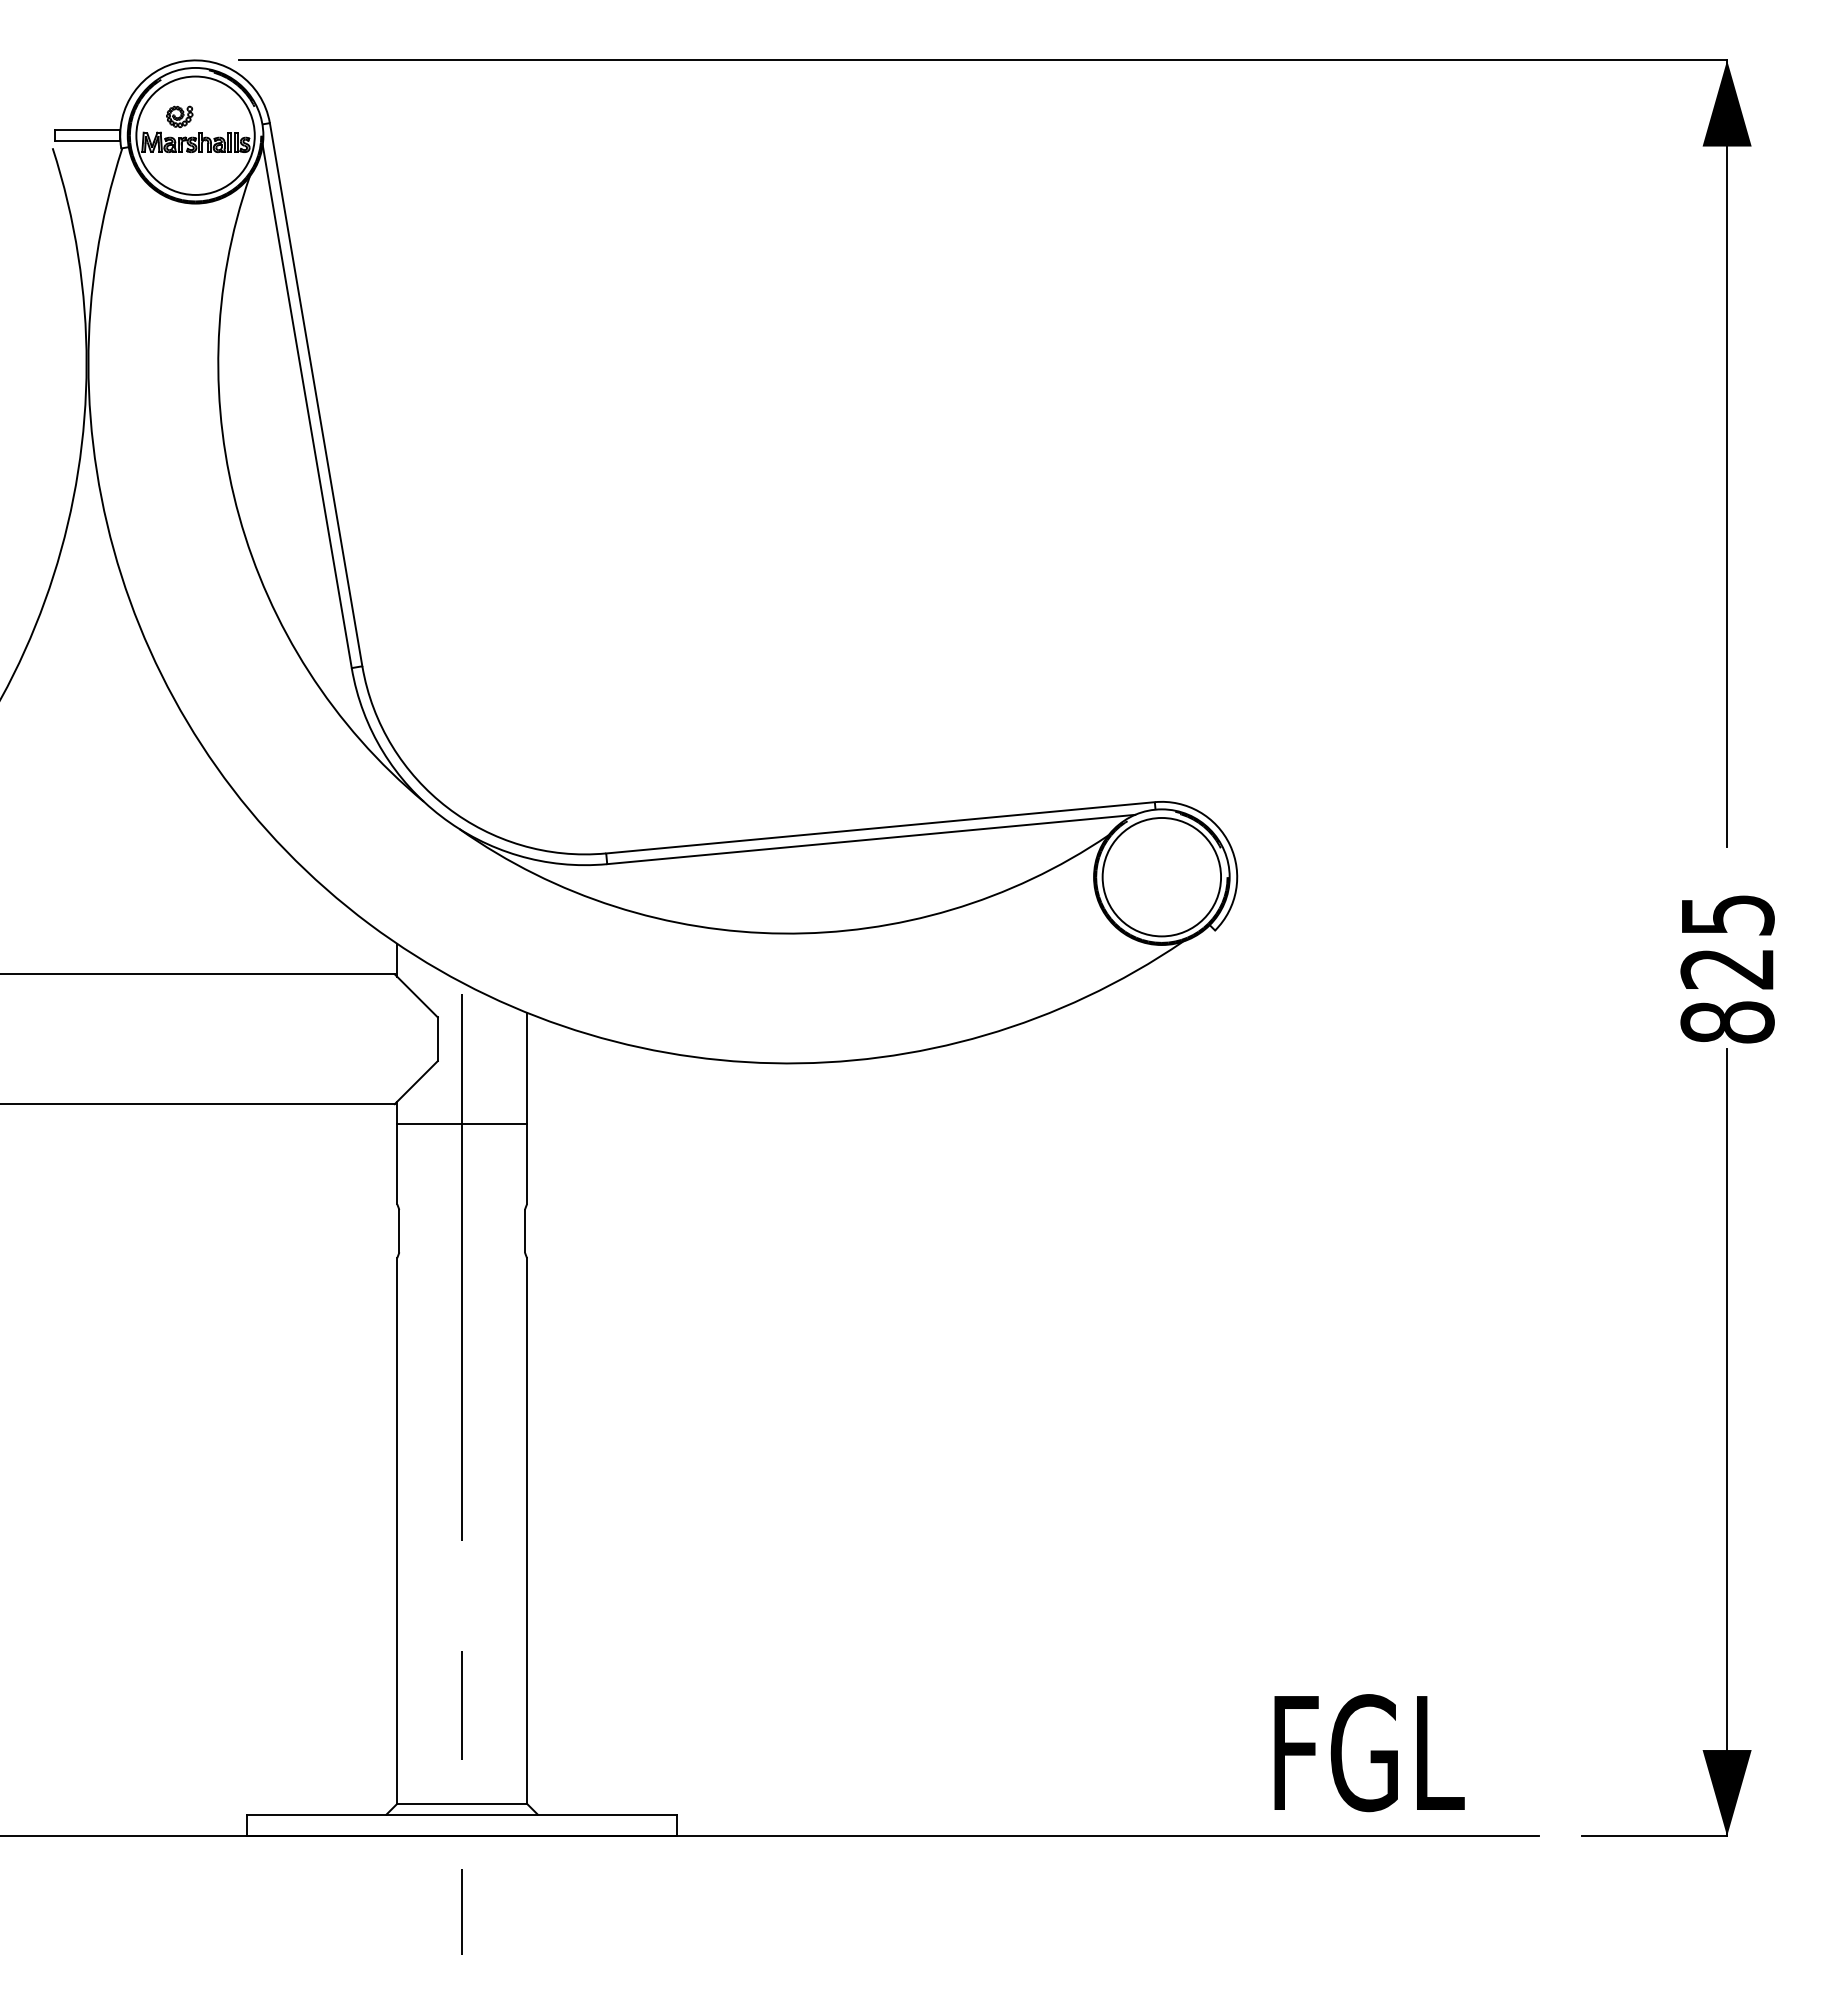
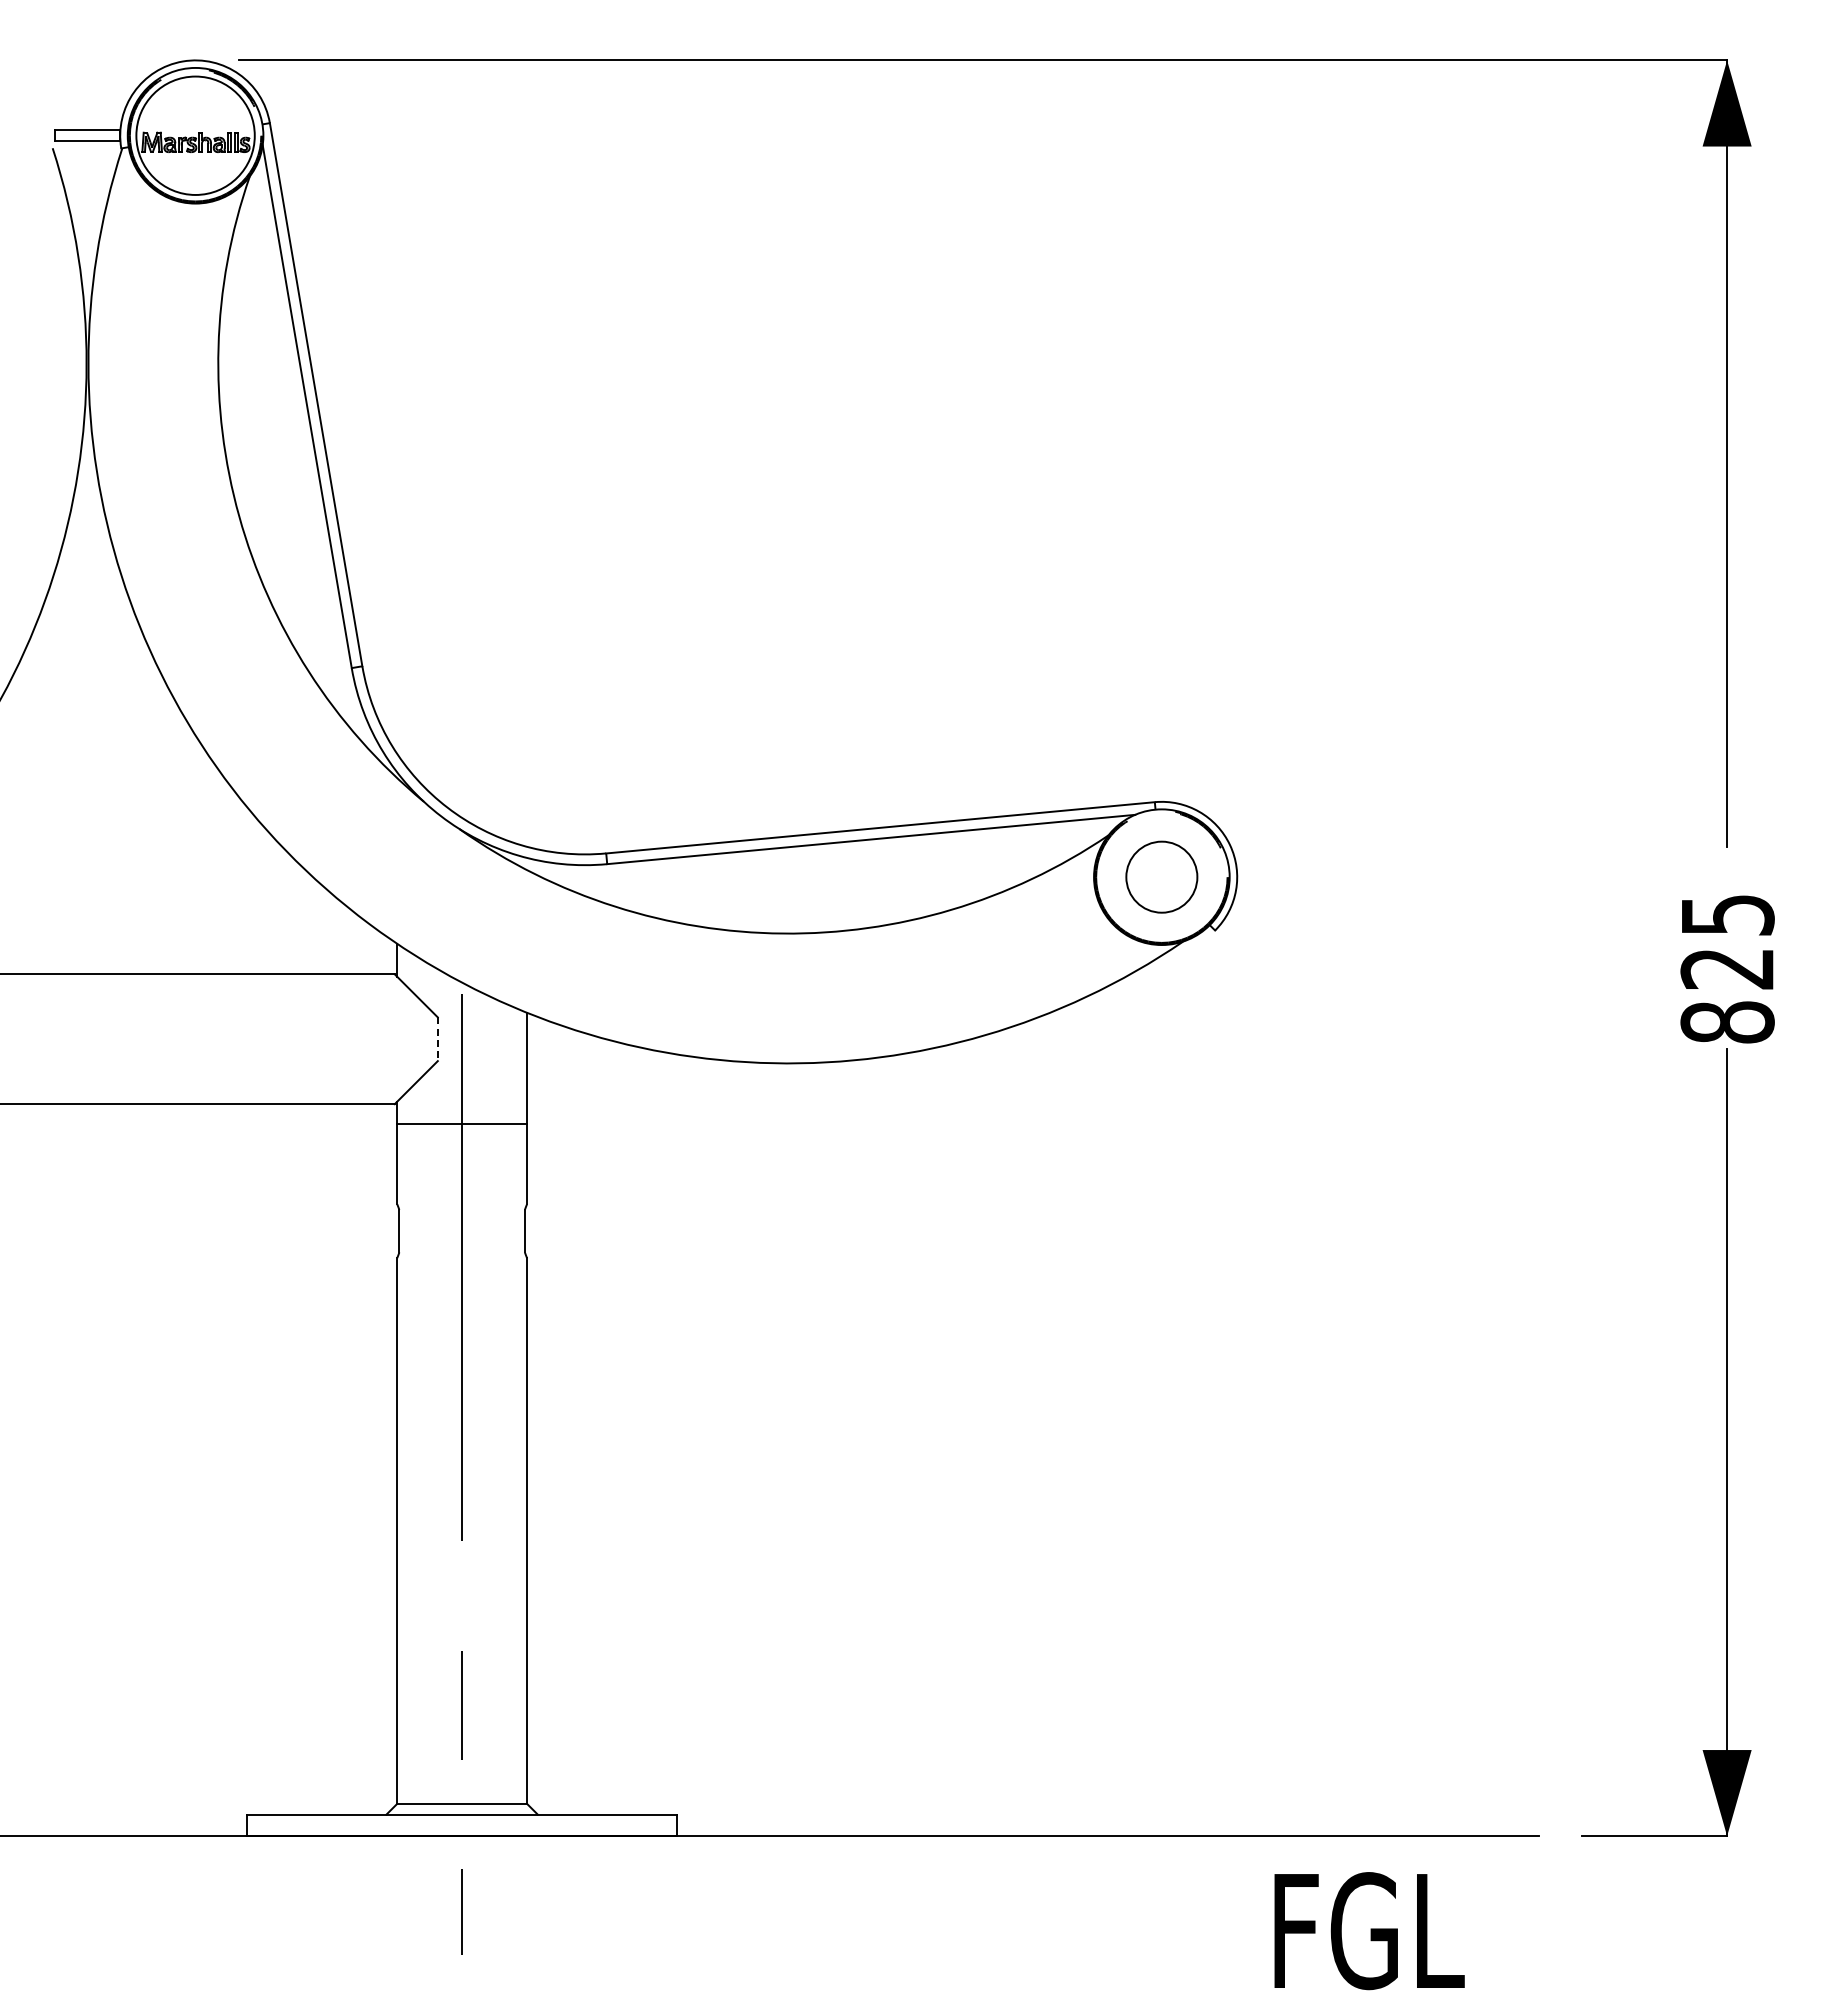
part: present -> none (179, 116)
circle diameter: 118 px -> 71 px (1161, 876)
line: solid -> dashed (437, 1039)
text position: (1369, 1753) -> (1369, 1931) (1369, 1931)
